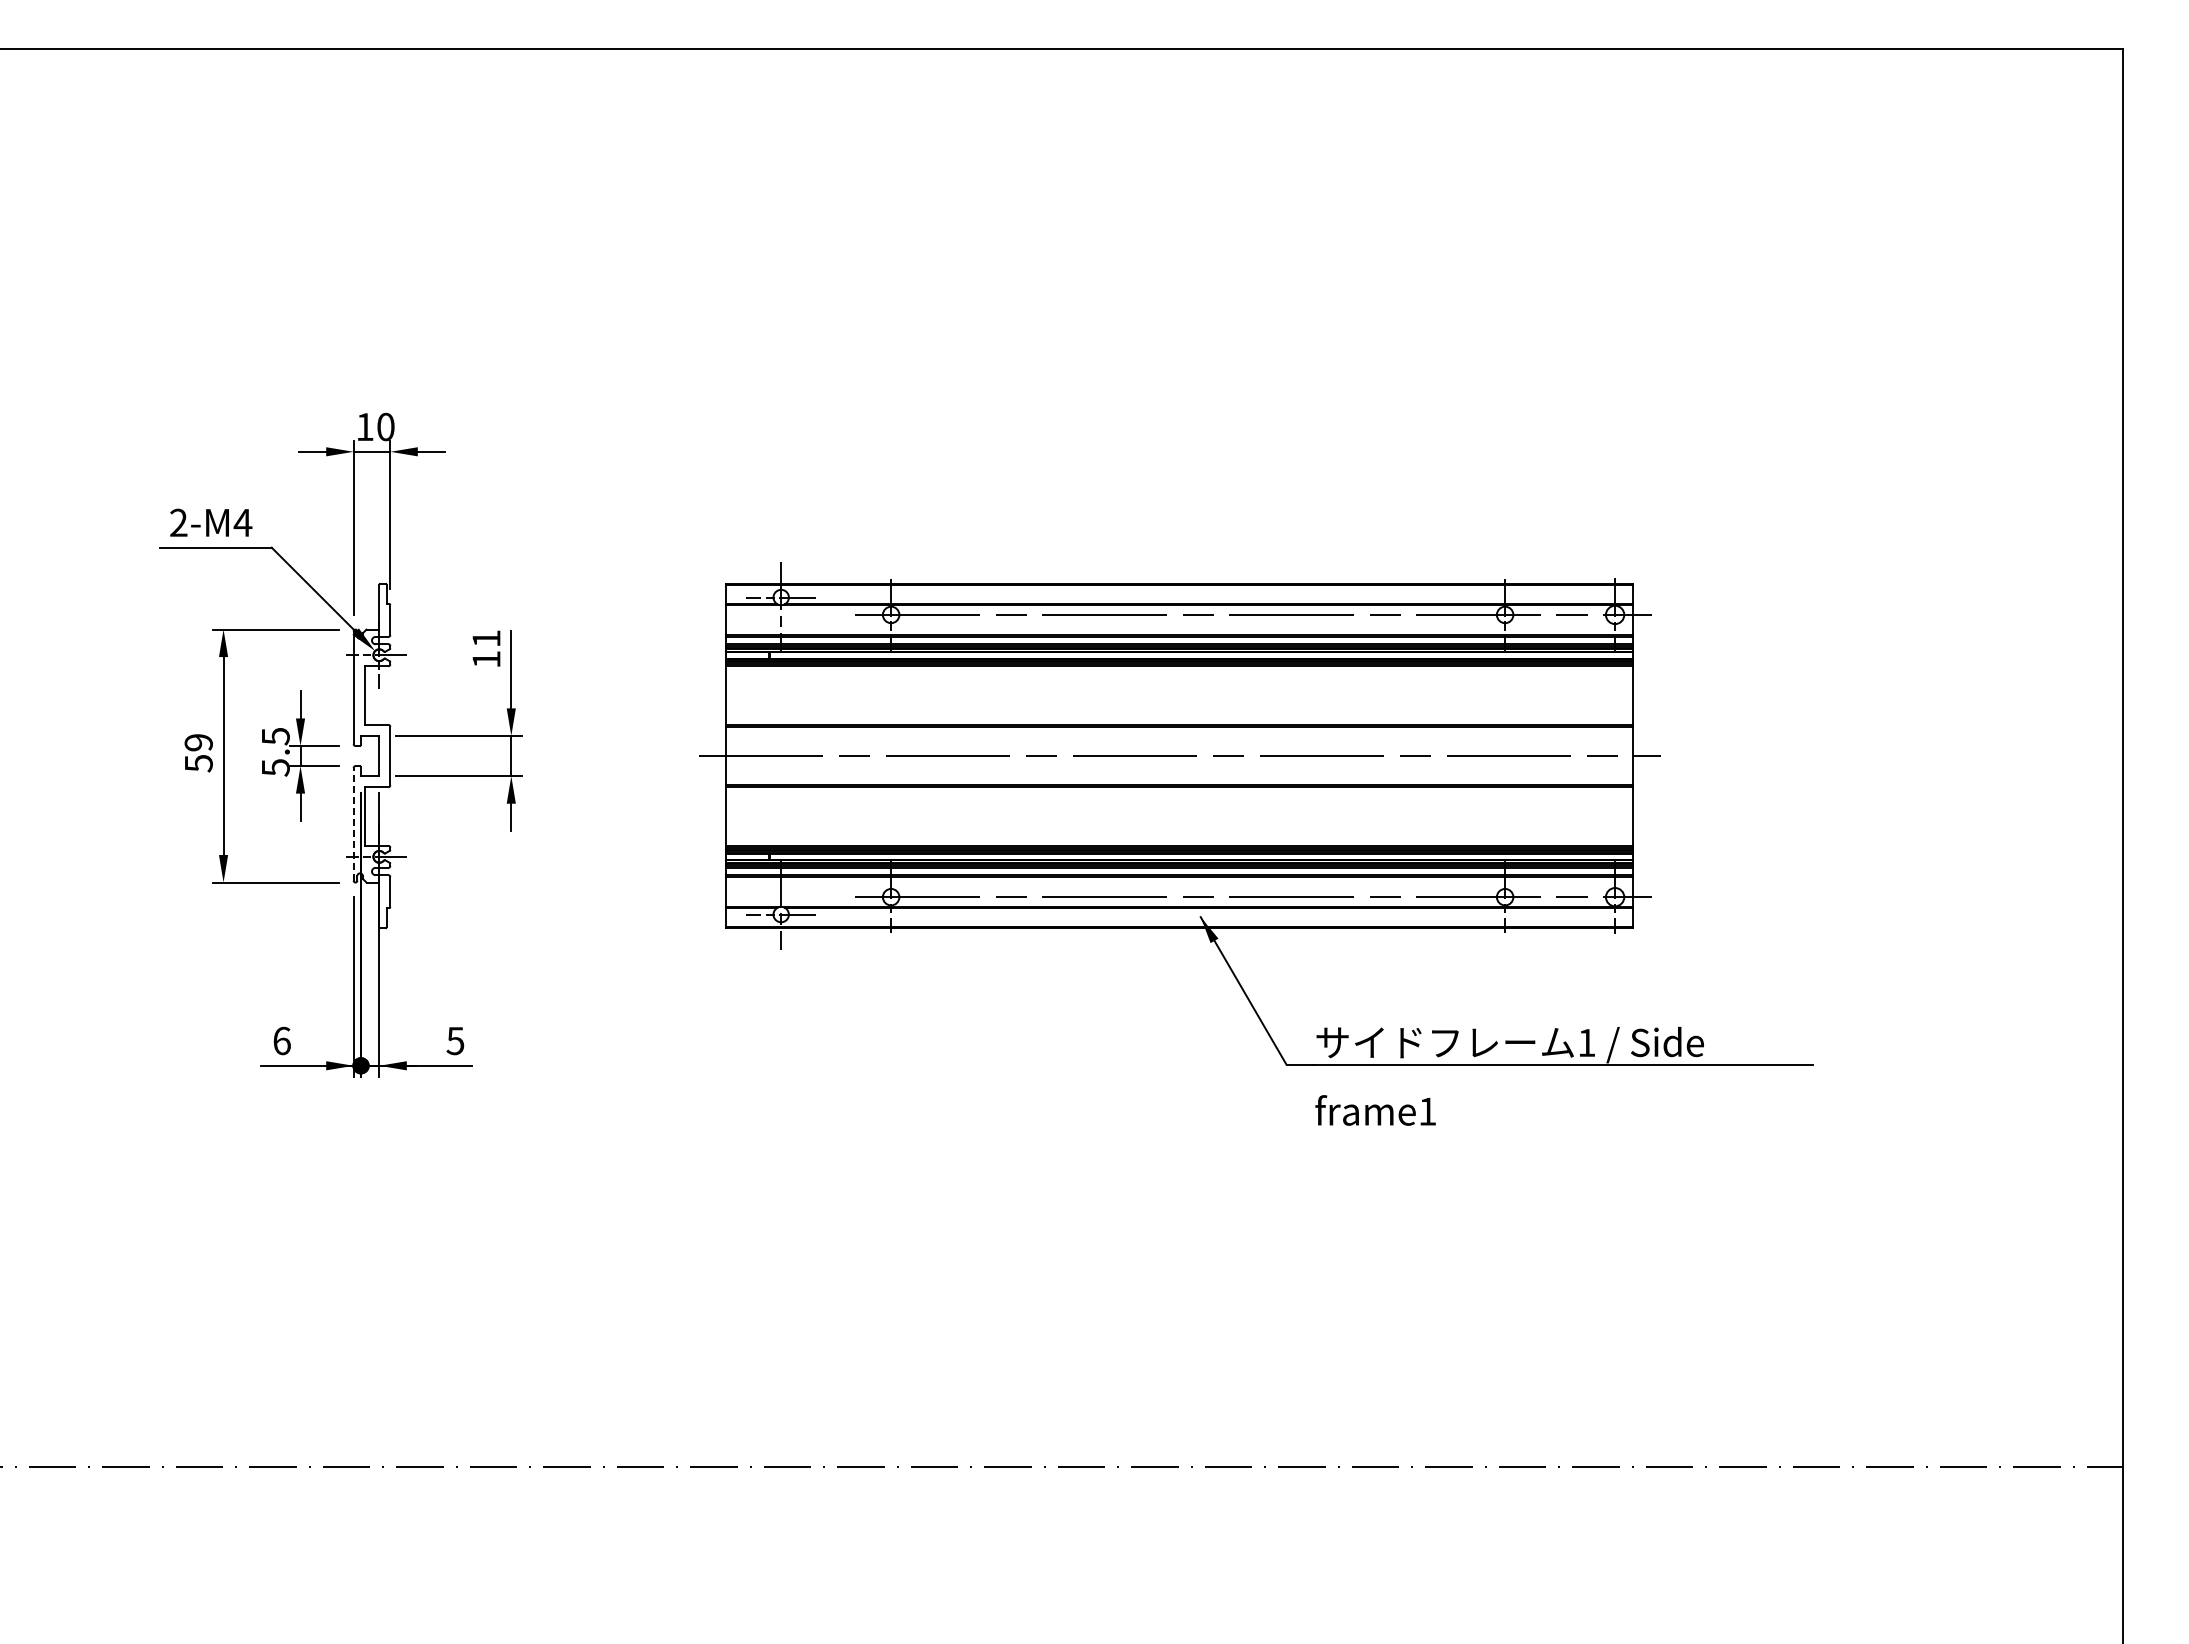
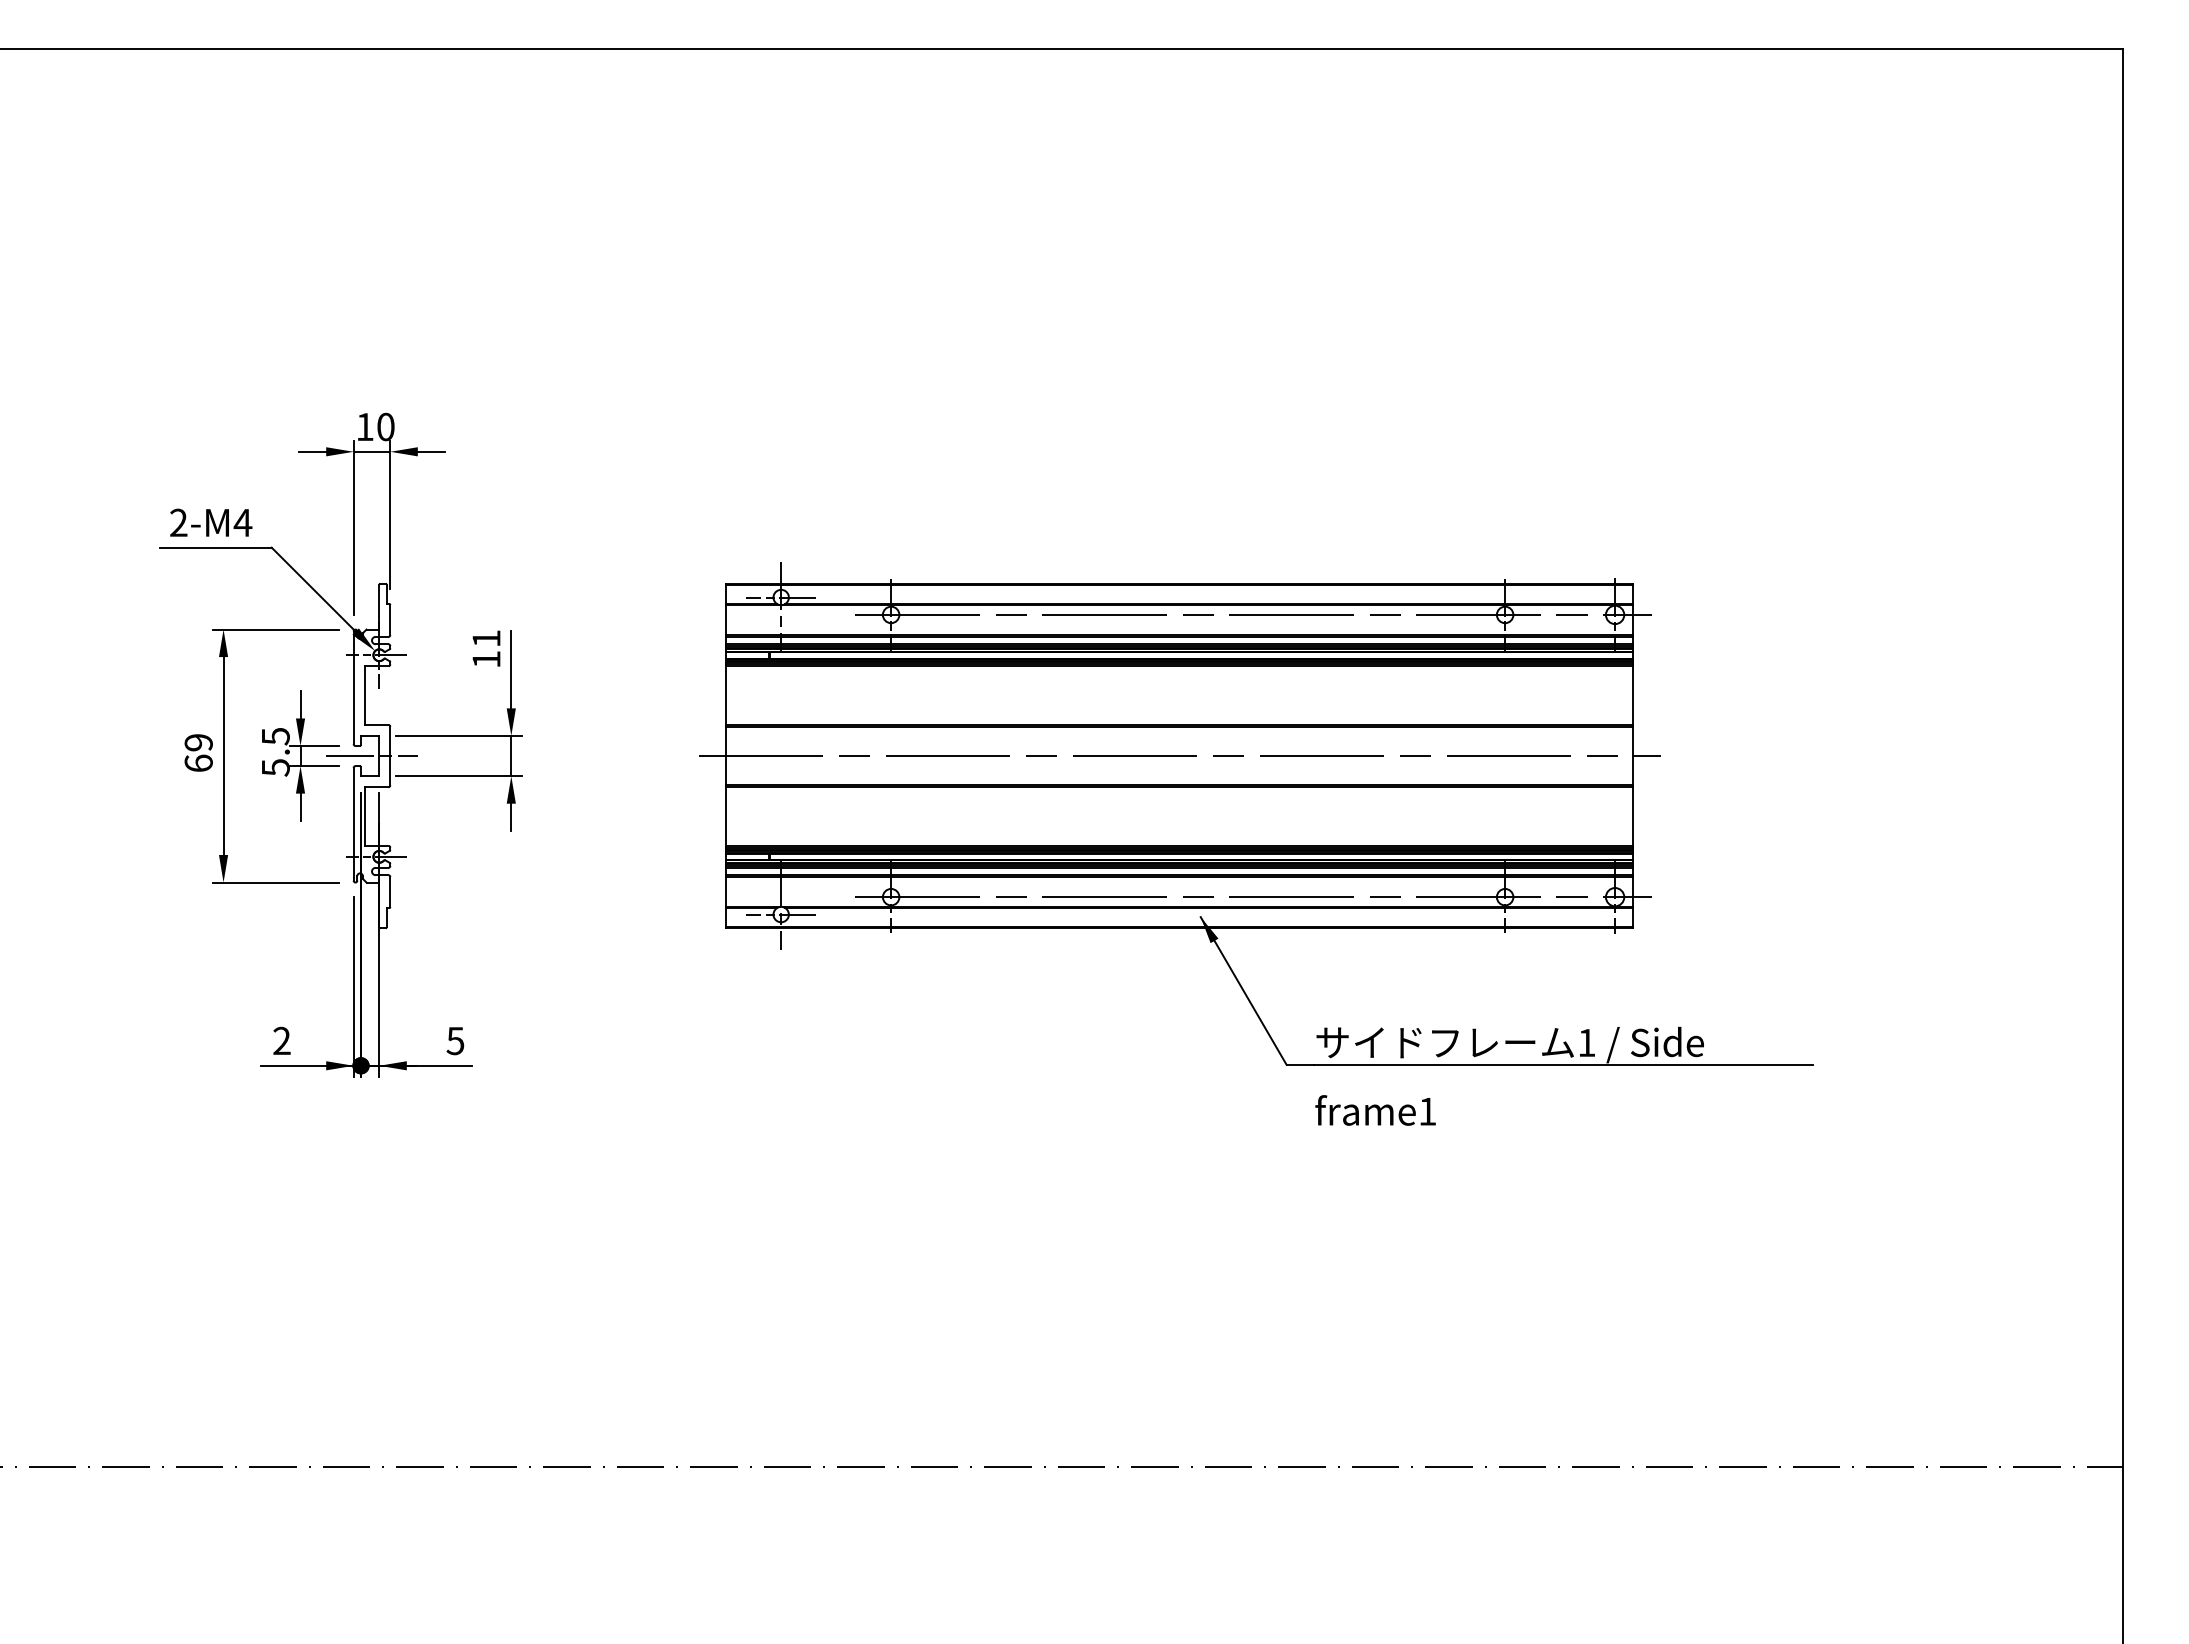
line: none -> present (371, 756)
text: 59 -> 69 (198, 763)
line: dashed -> solid (353, 823)
text: 6 -> 2 (281, 1040)
